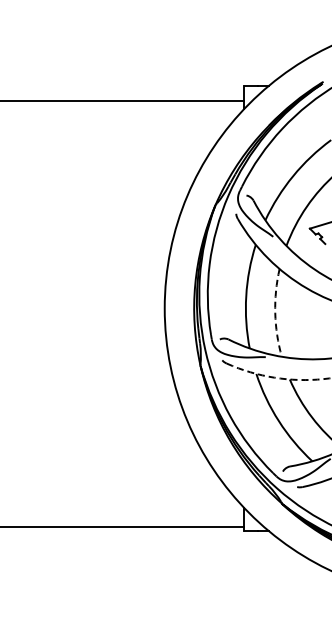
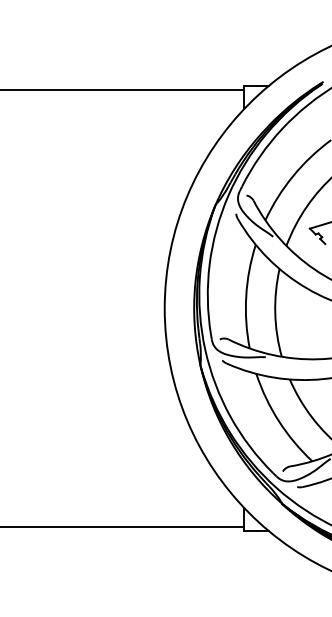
line position: (123, 100) -> (123, 89) (123, 89)
arc: dashed -> solid (275, 313)
arc: dashed -> solid (279, 378)
